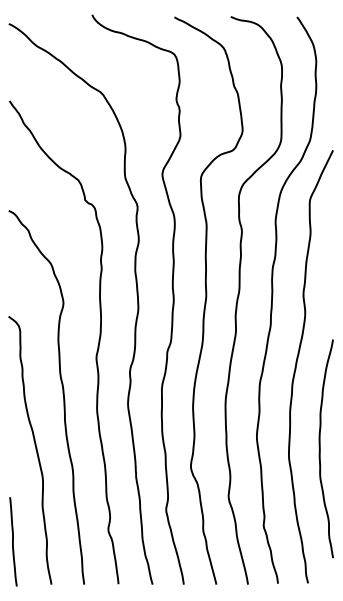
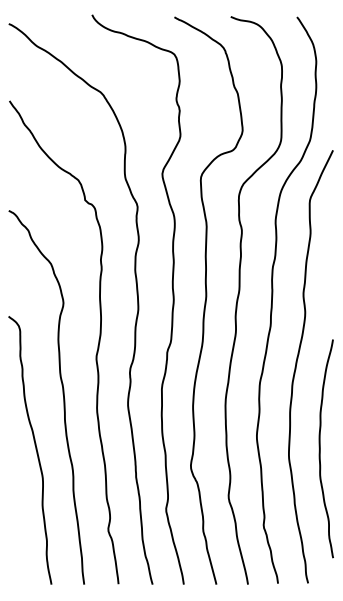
curve: present -> none (13, 541)
